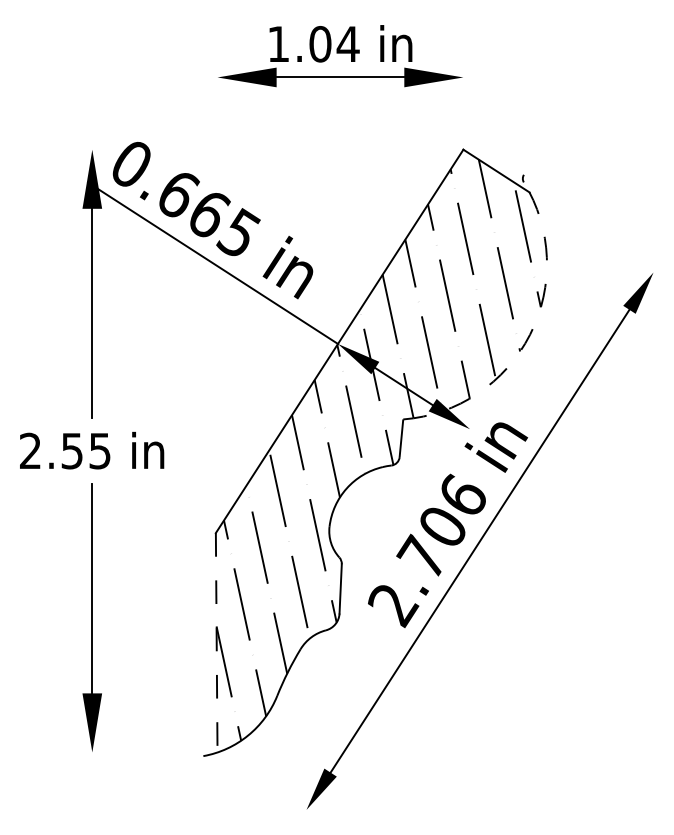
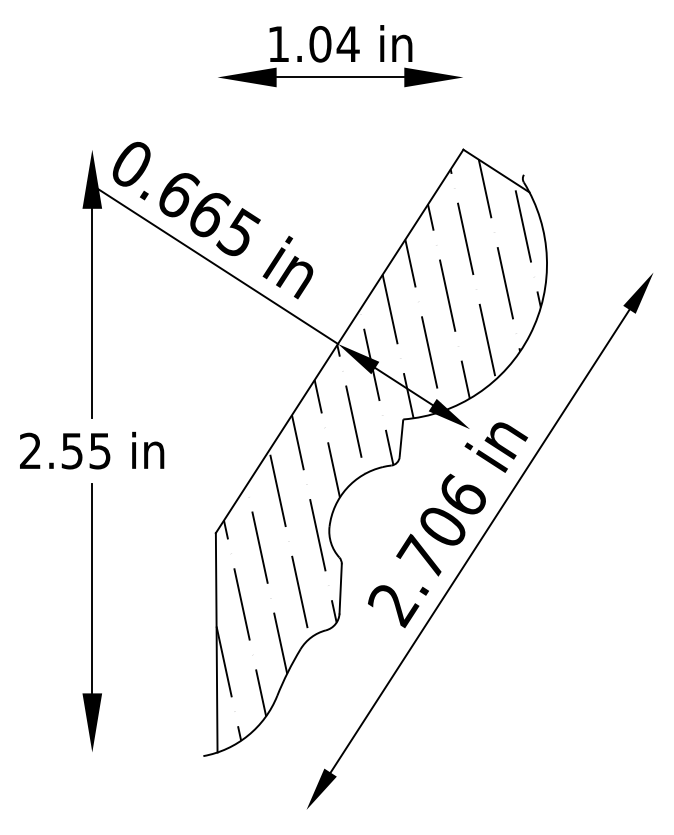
arc: dashed -> solid (530, 334)
line: dashed -> solid (216, 642)
